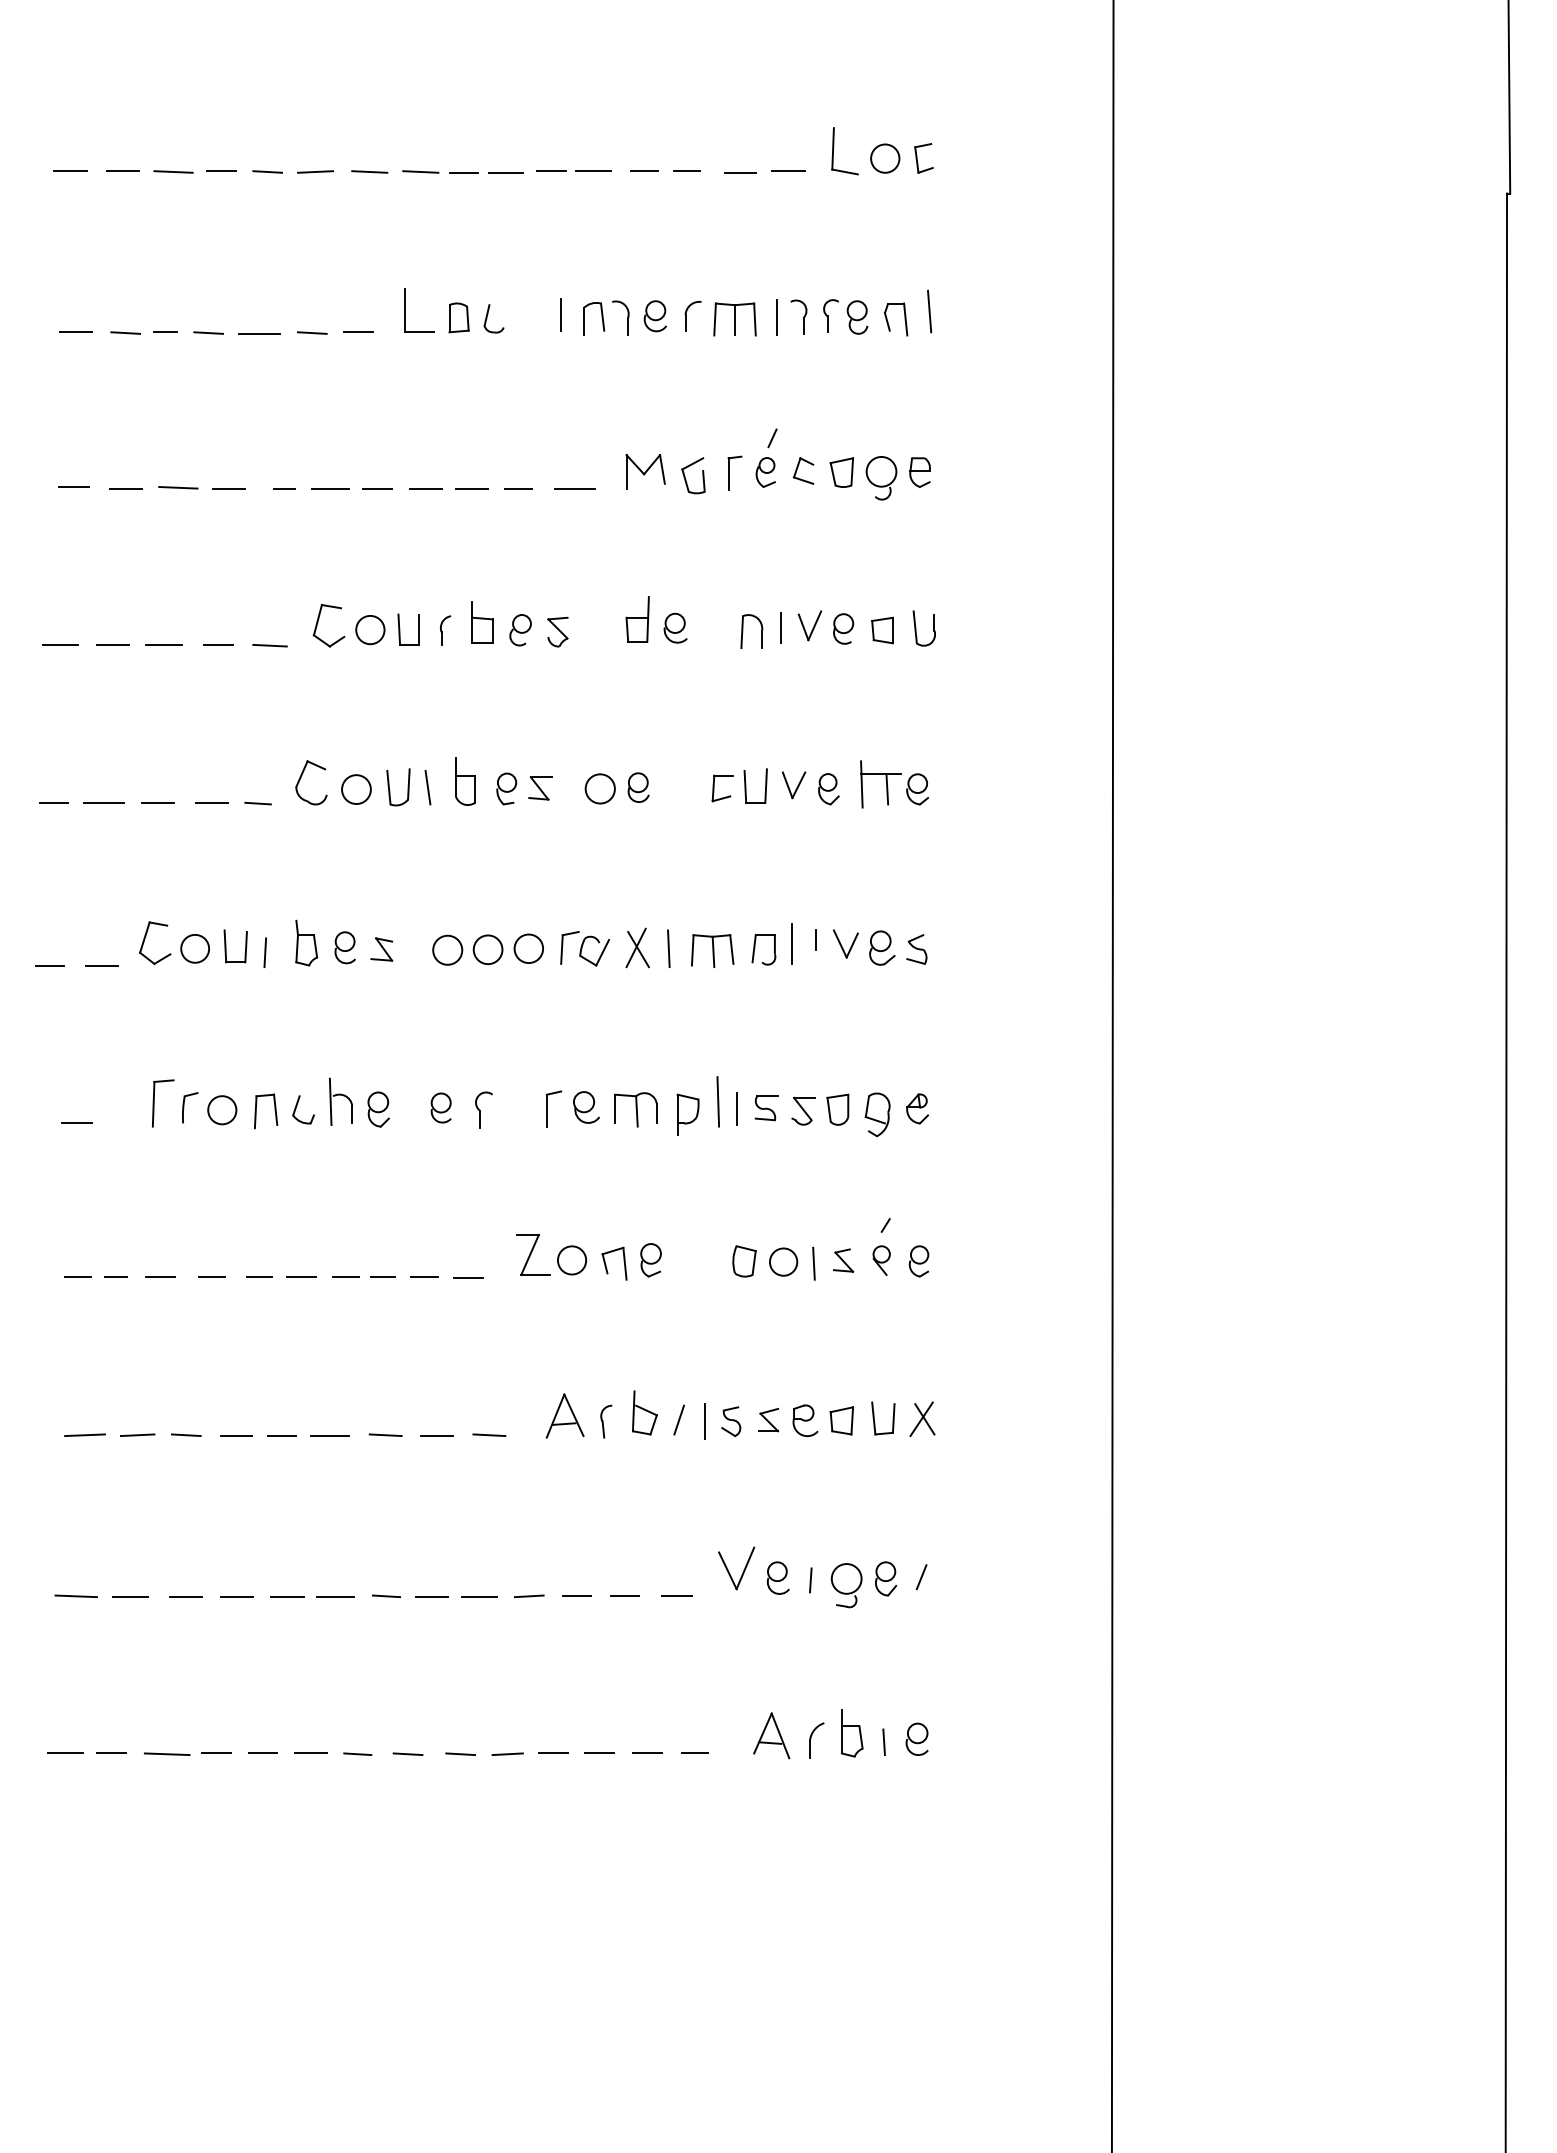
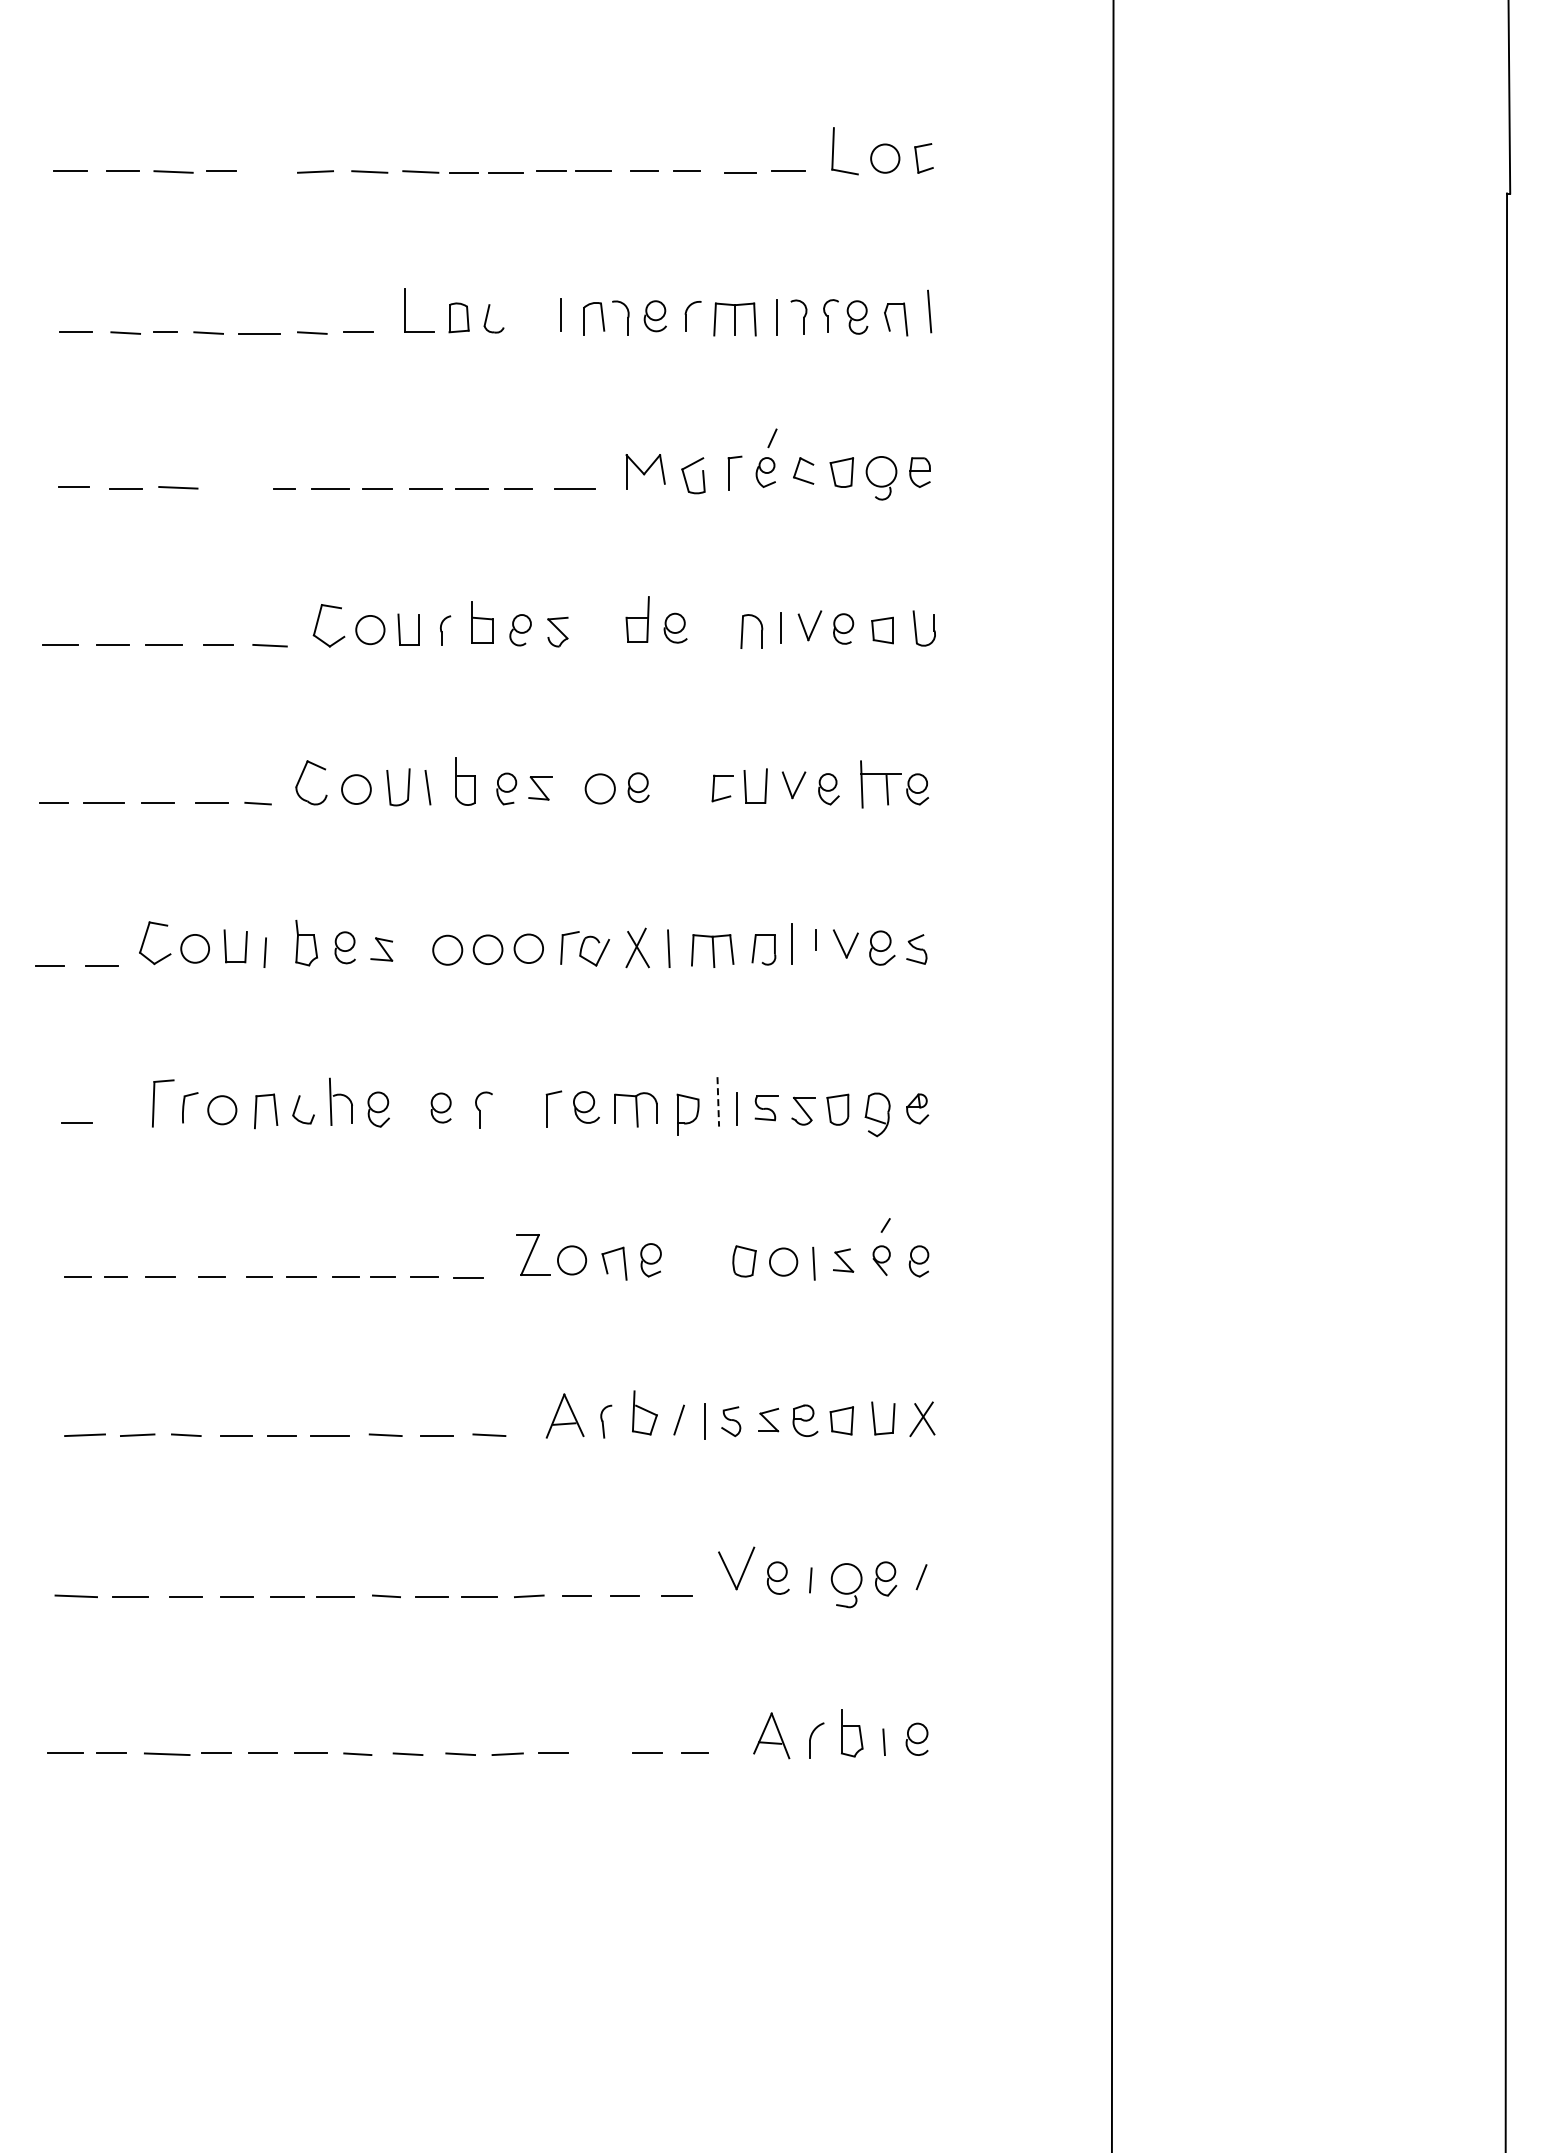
line: present -> none (267, 171)
line: present -> none (228, 488)
line: solid -> dashed (718, 1101)
line: present -> none (599, 1753)
